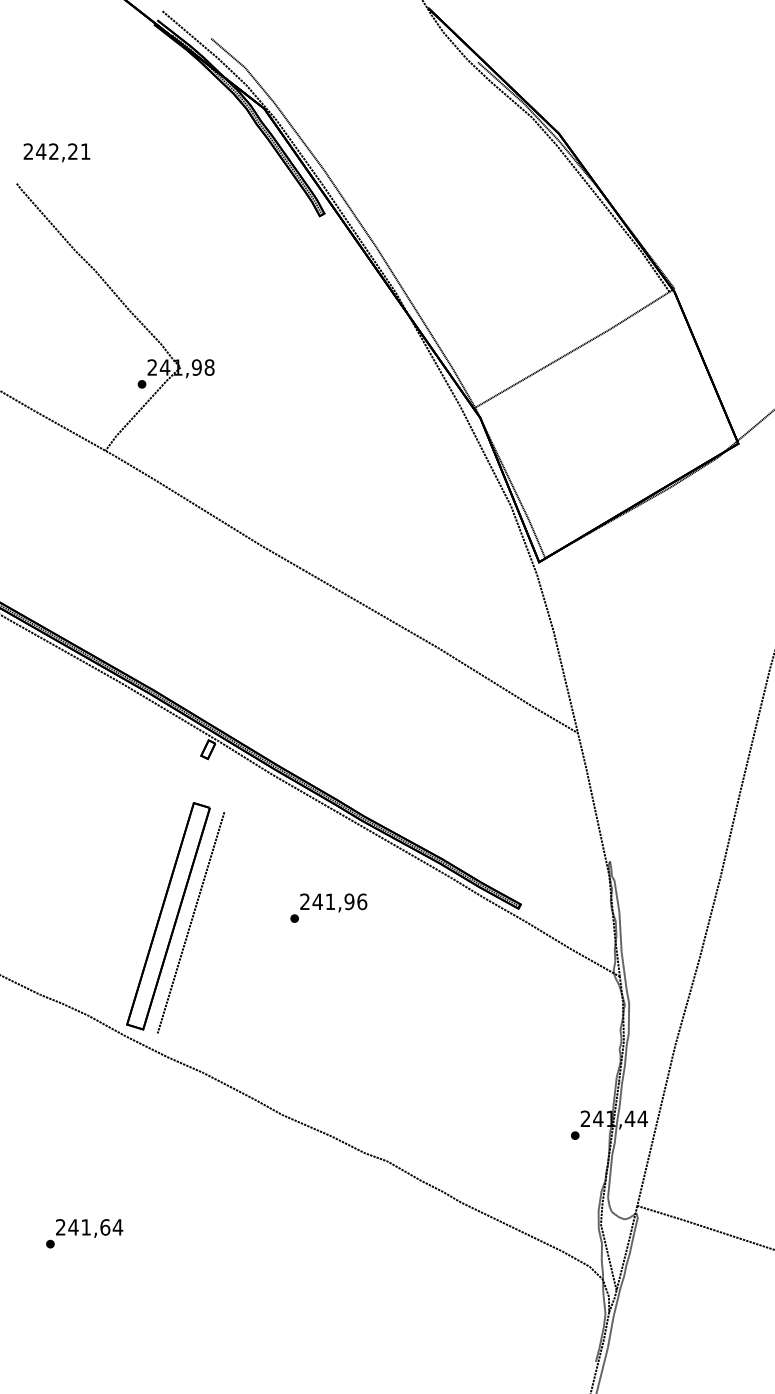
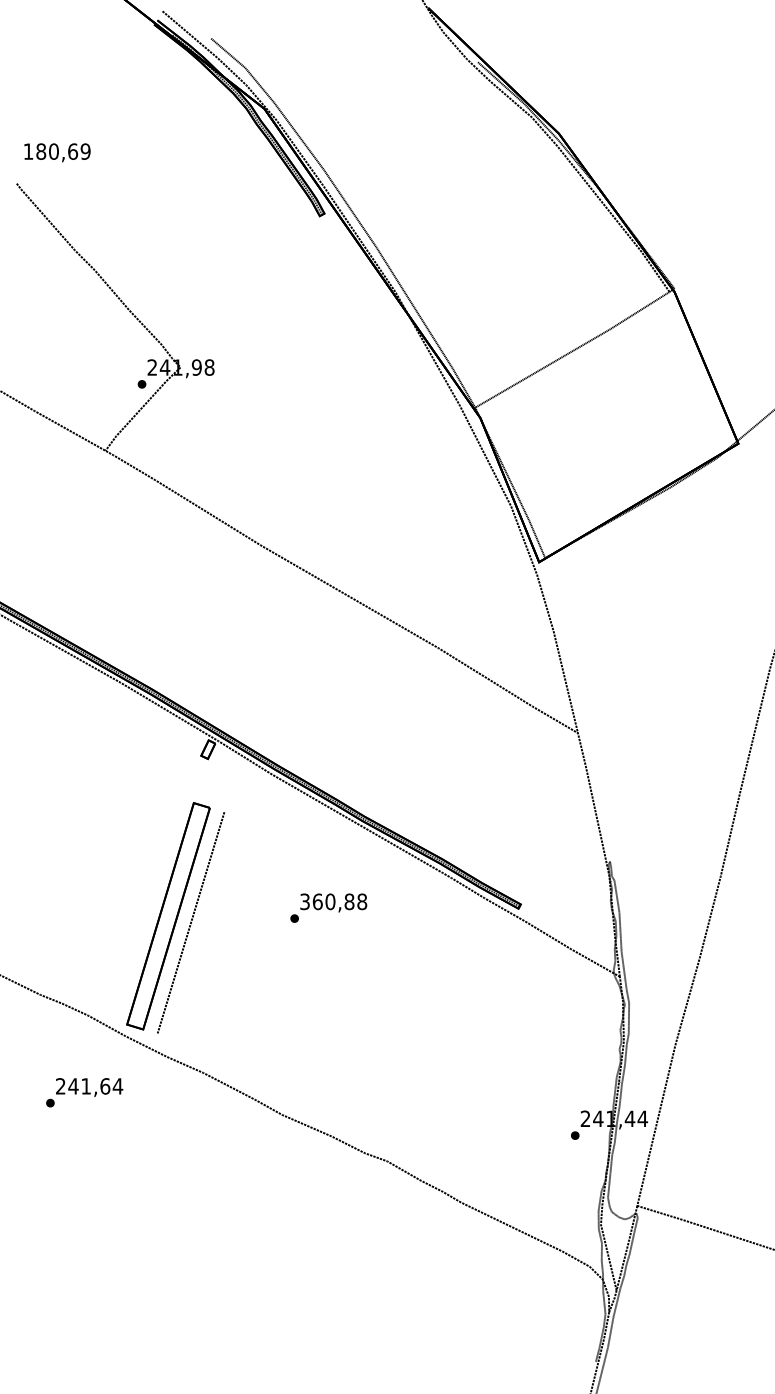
text: 242,21 -> 180,69 (56, 151)
text: 241,96 -> 360,88 (333, 901)
text position: (84, 1233) -> (84, 1092) (84, 1092)
